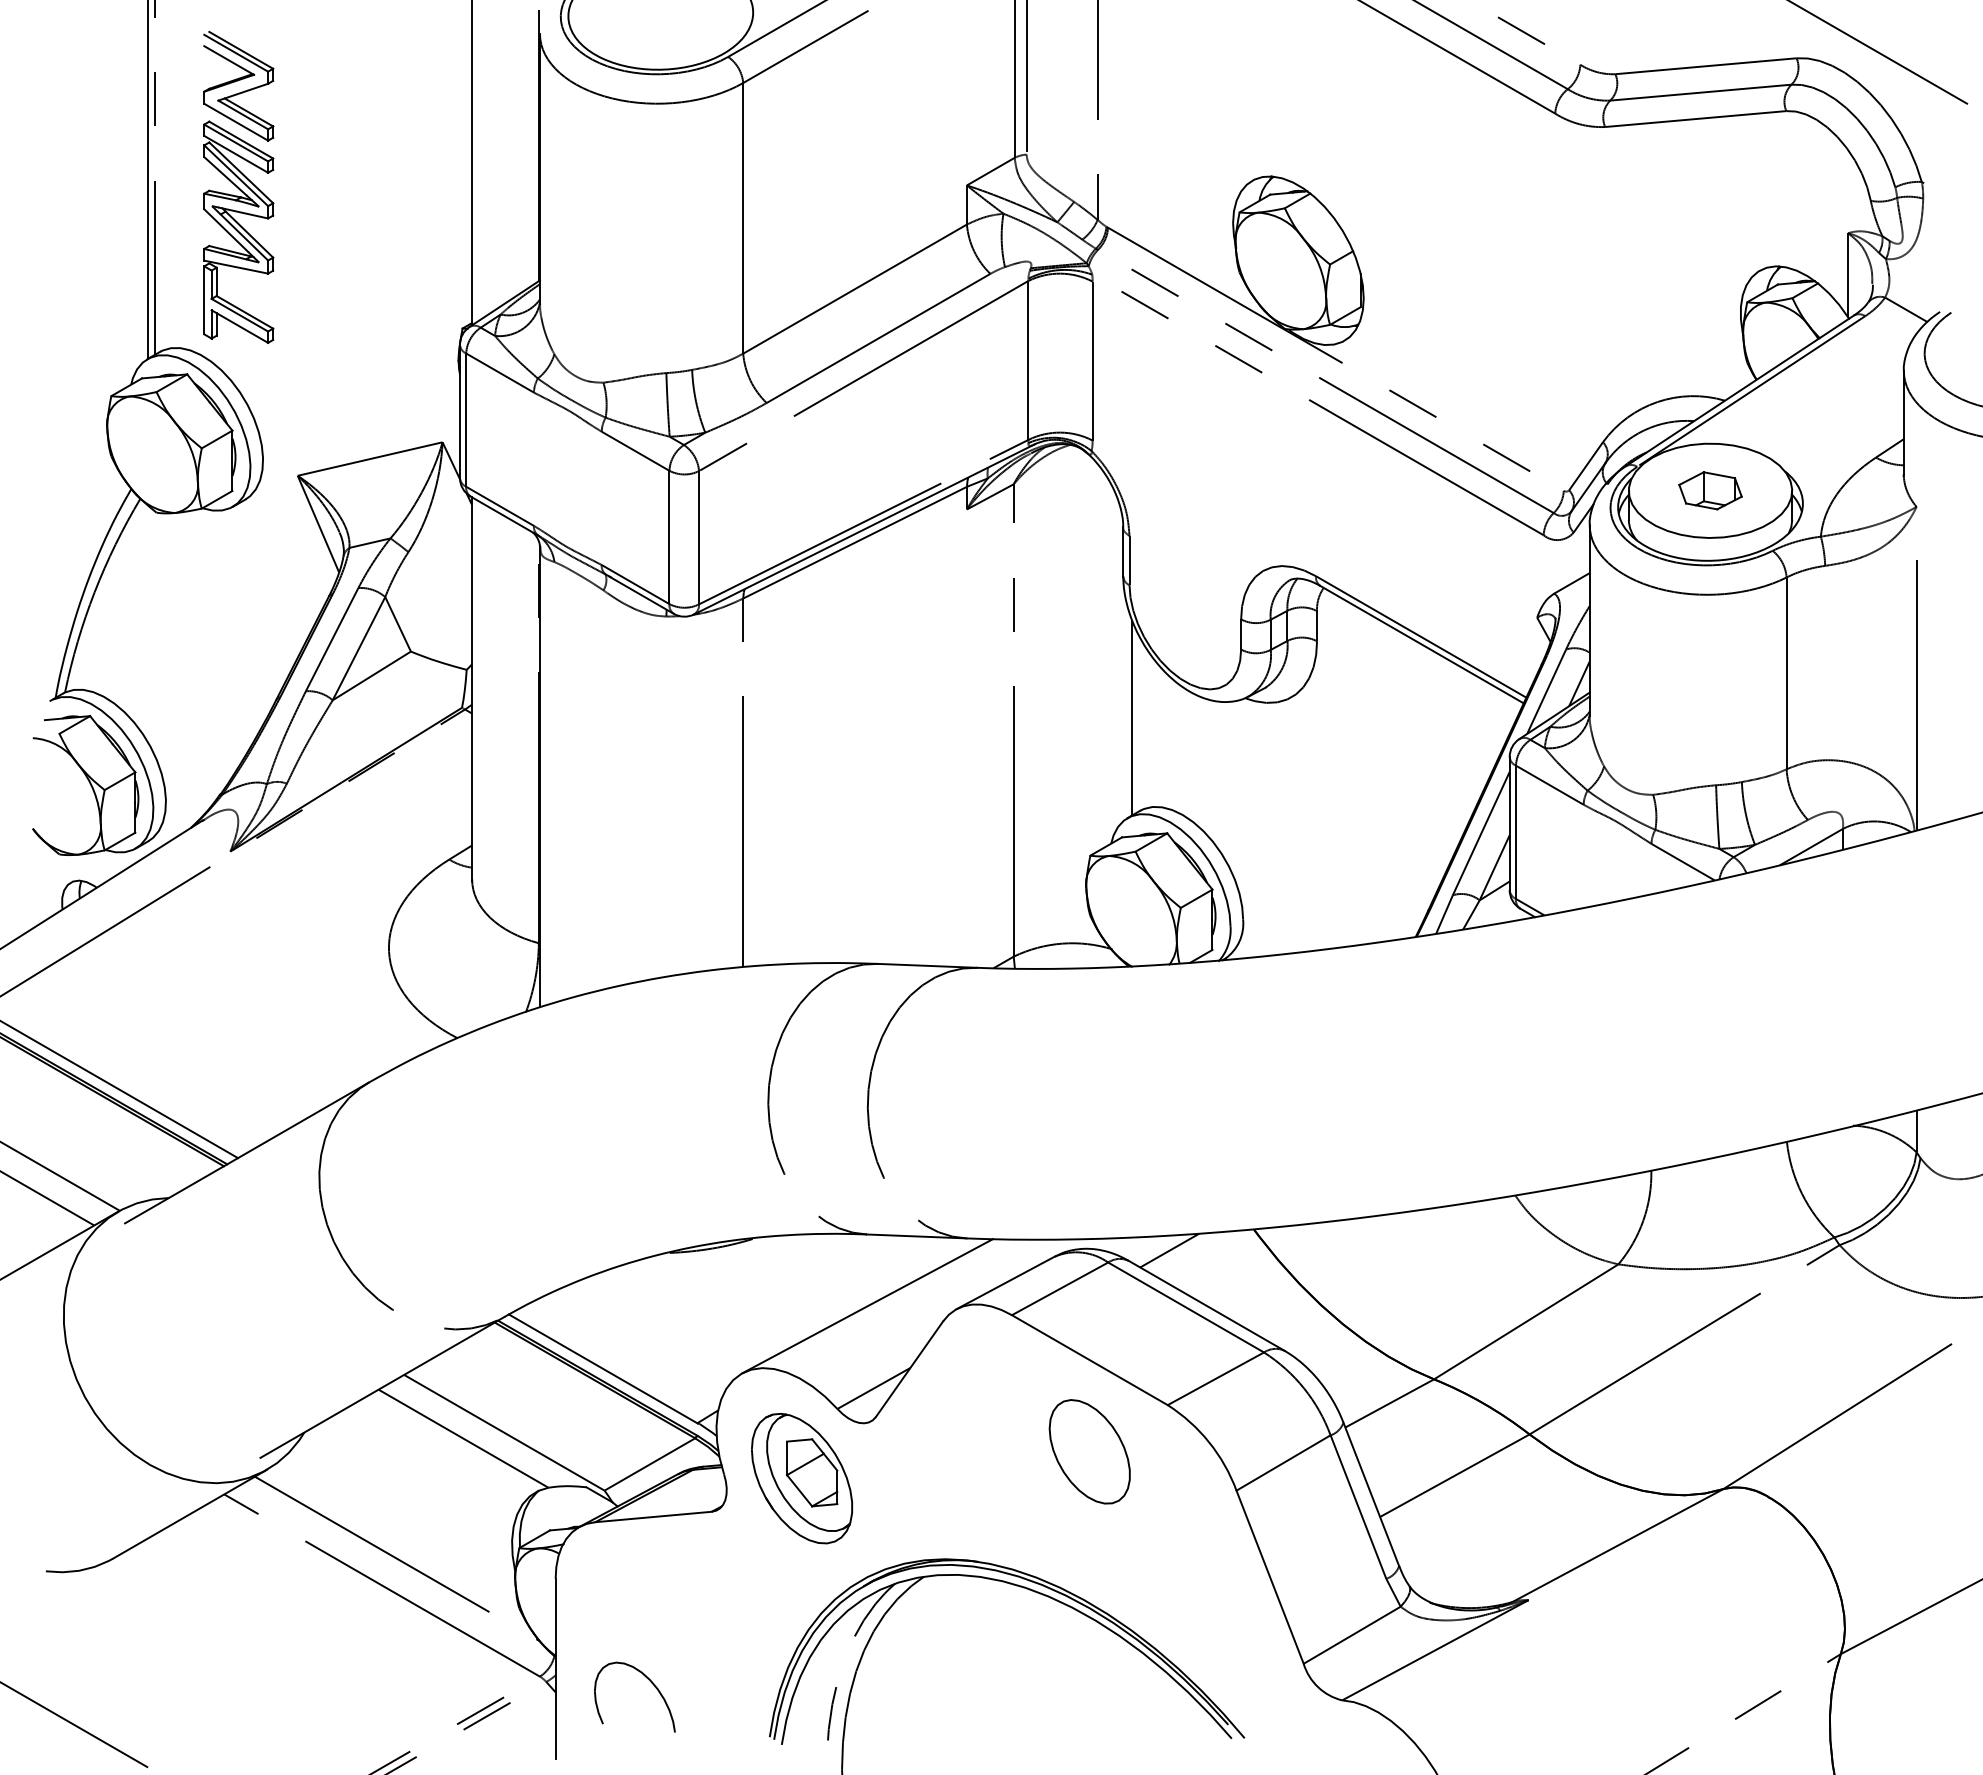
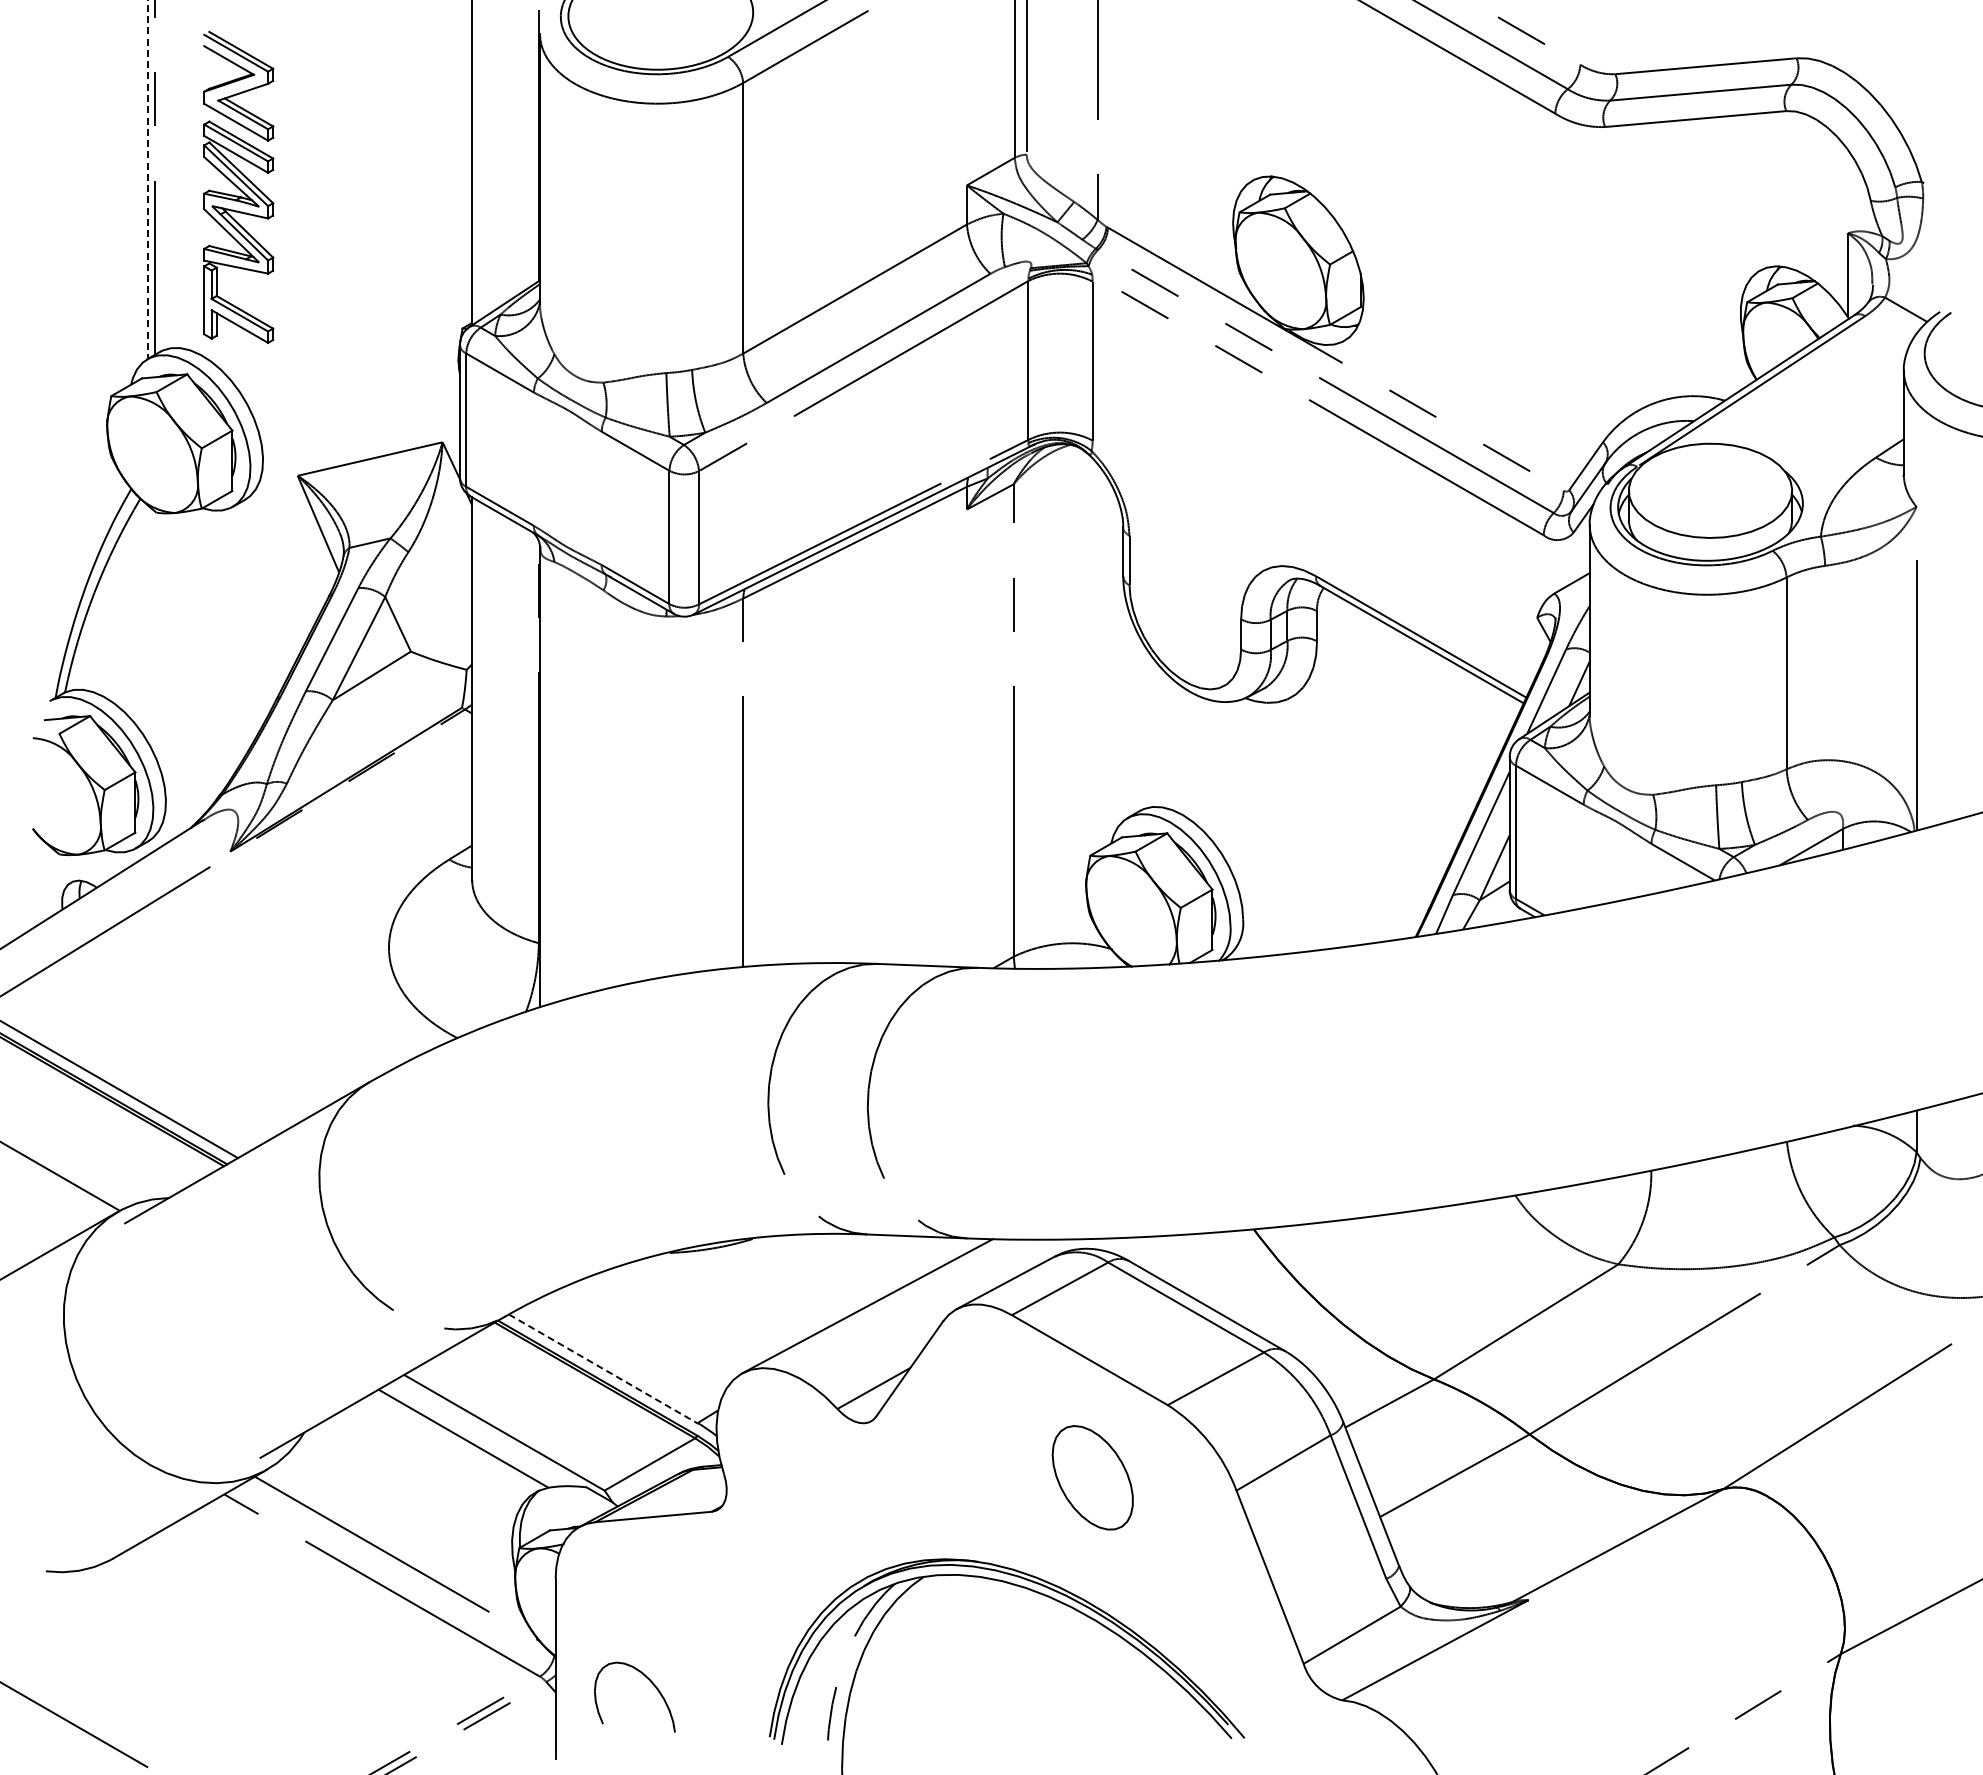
line: present -> none (1879, 53)
line: solid -> dashed (148, 179)
part: present -> none (1710, 490)
line: present -> none (1132, 717)
line: present -> none (48, 1198)
line: present -> none (1169, 1250)
line: solid -> dashed (603, 1368)
part position: (1089, 1451) -> (1092, 1477) (1092, 1477)
part: present -> none (801, 1478)
